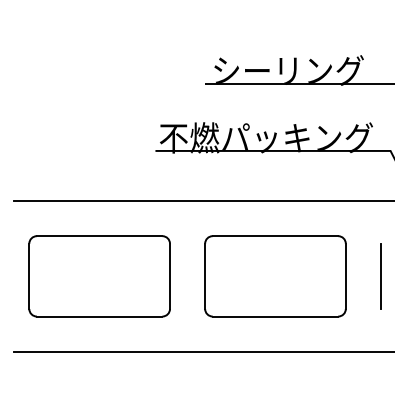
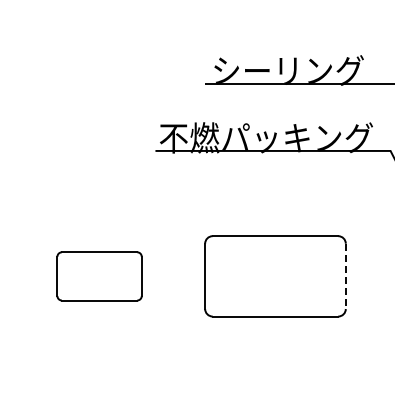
line: present -> none (202, 201)
part size: 143x83 px -> 87x51 px (99, 276)
line: solid -> dashed (345, 276)
line: present -> none (380, 276)
line: present -> none (202, 352)
